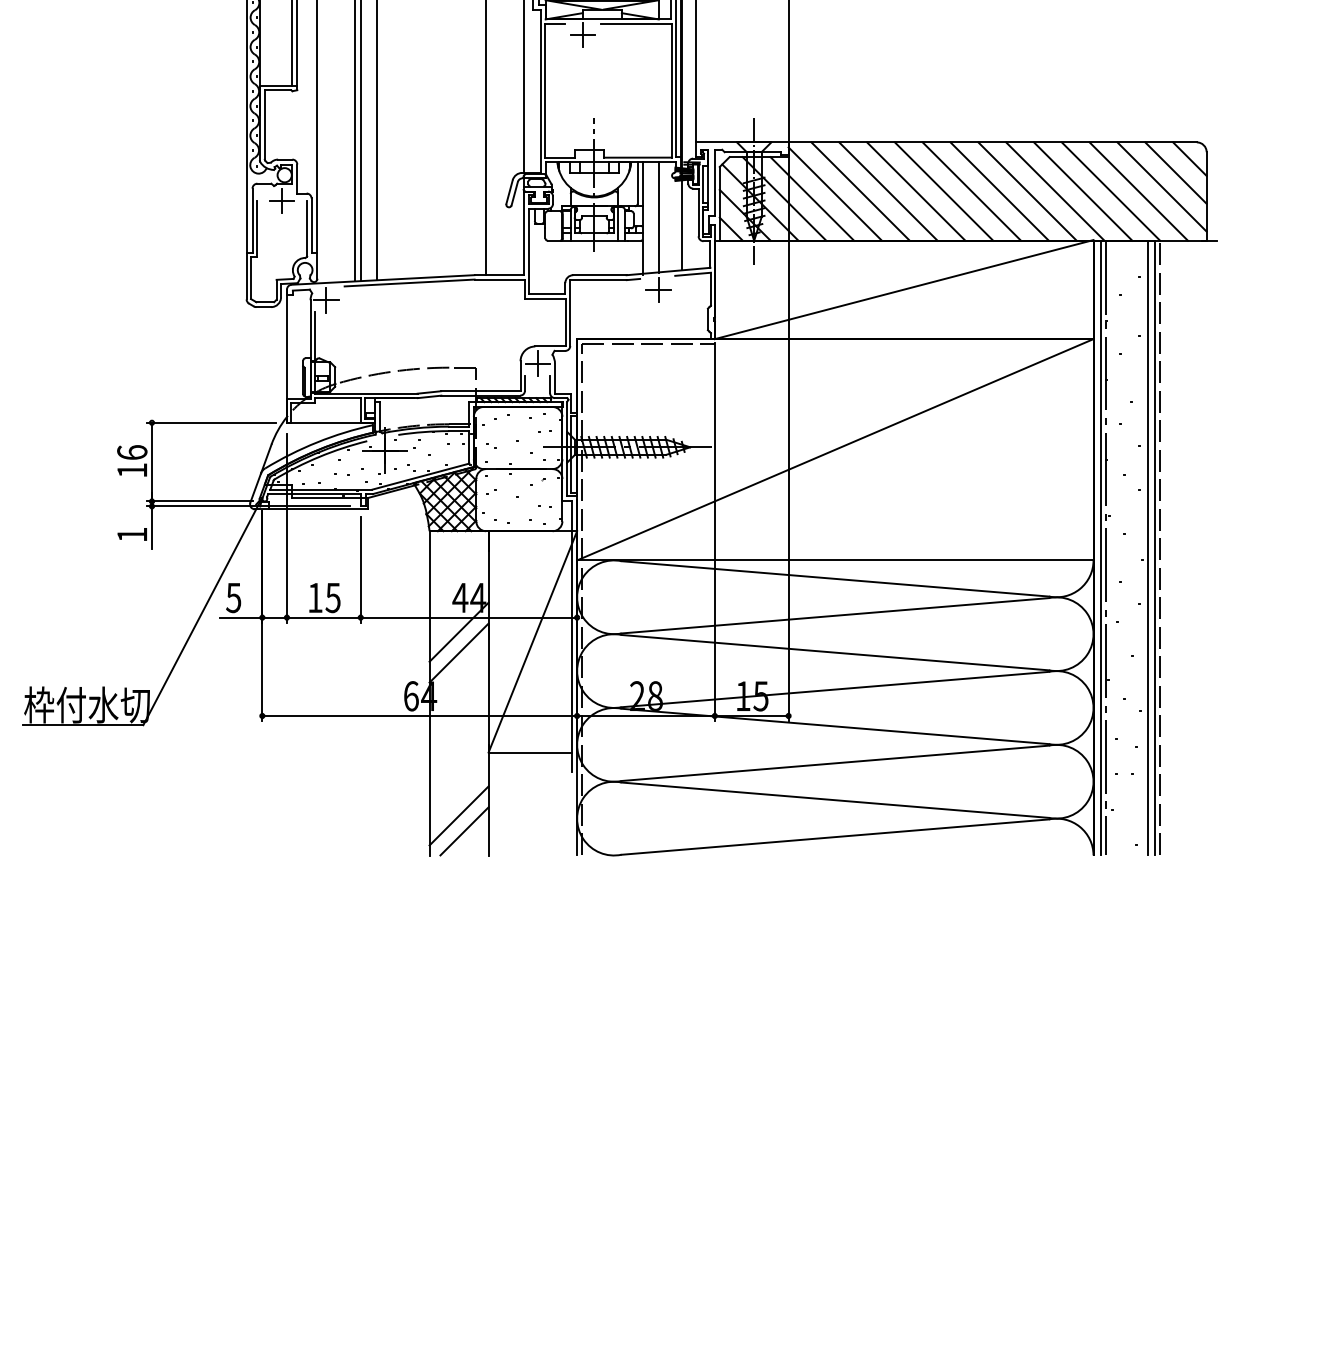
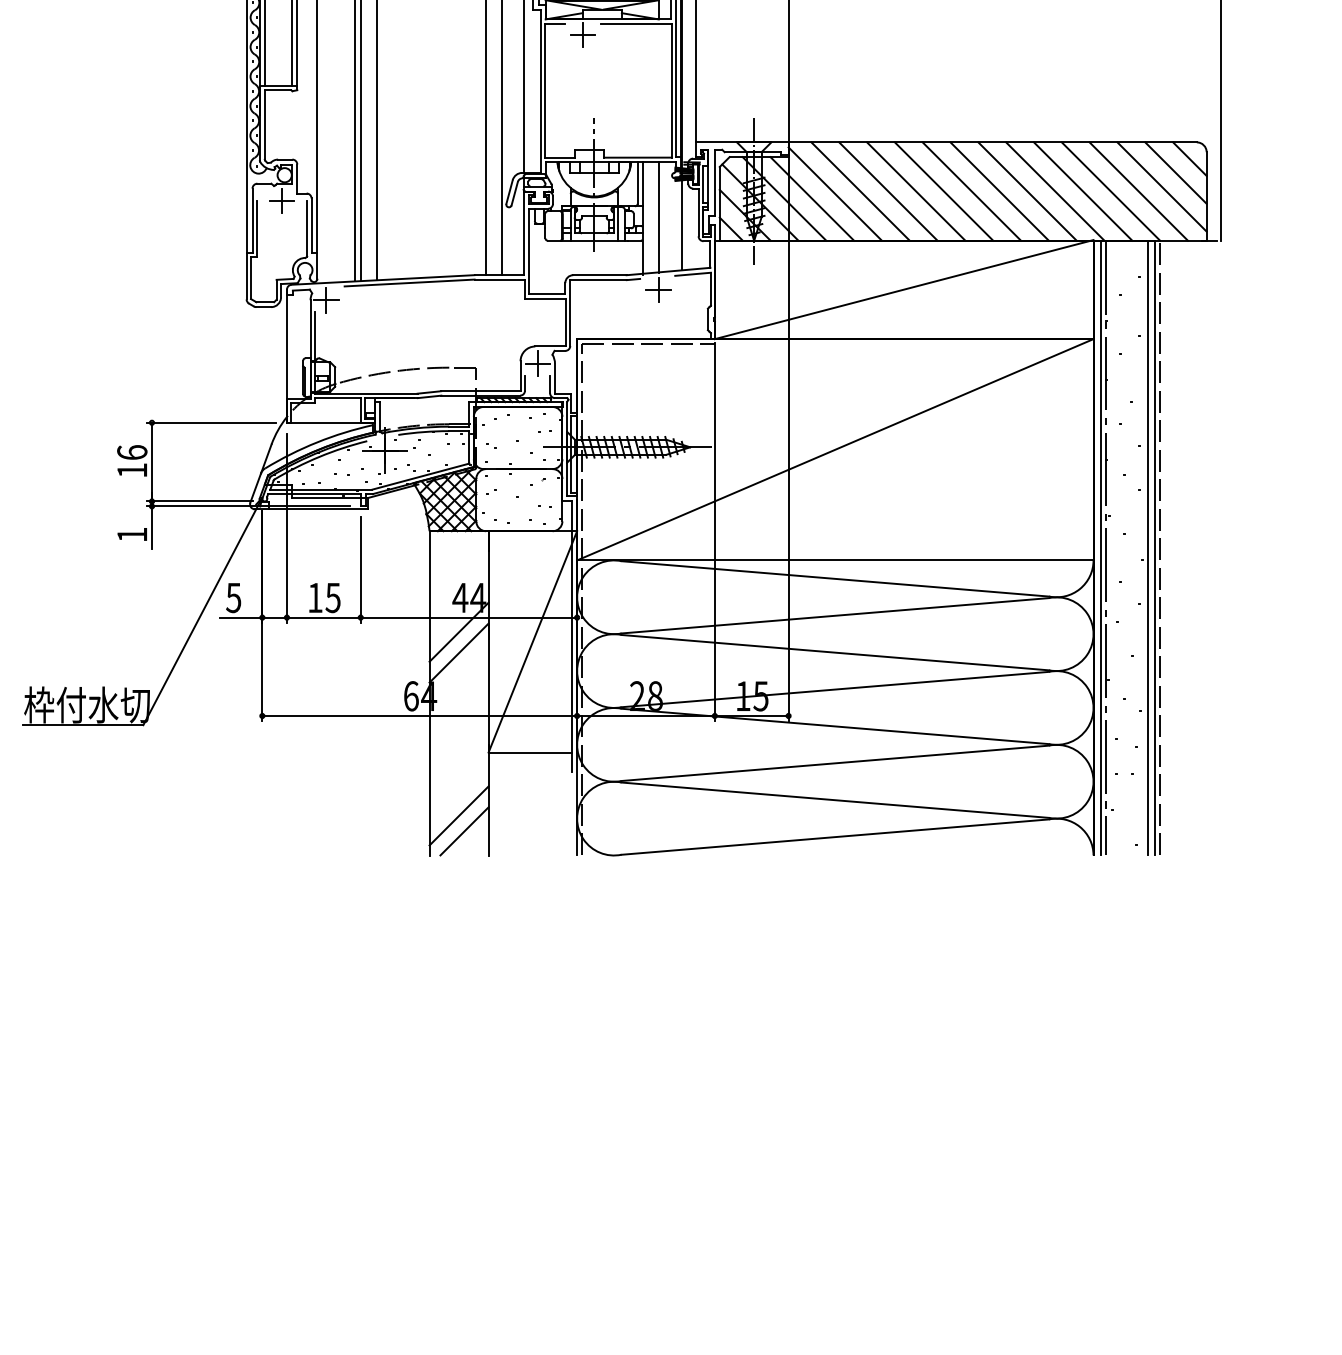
line: none -> present (264, 43)
line: none -> present (1221, 121)
line: none -> present (502, 138)
